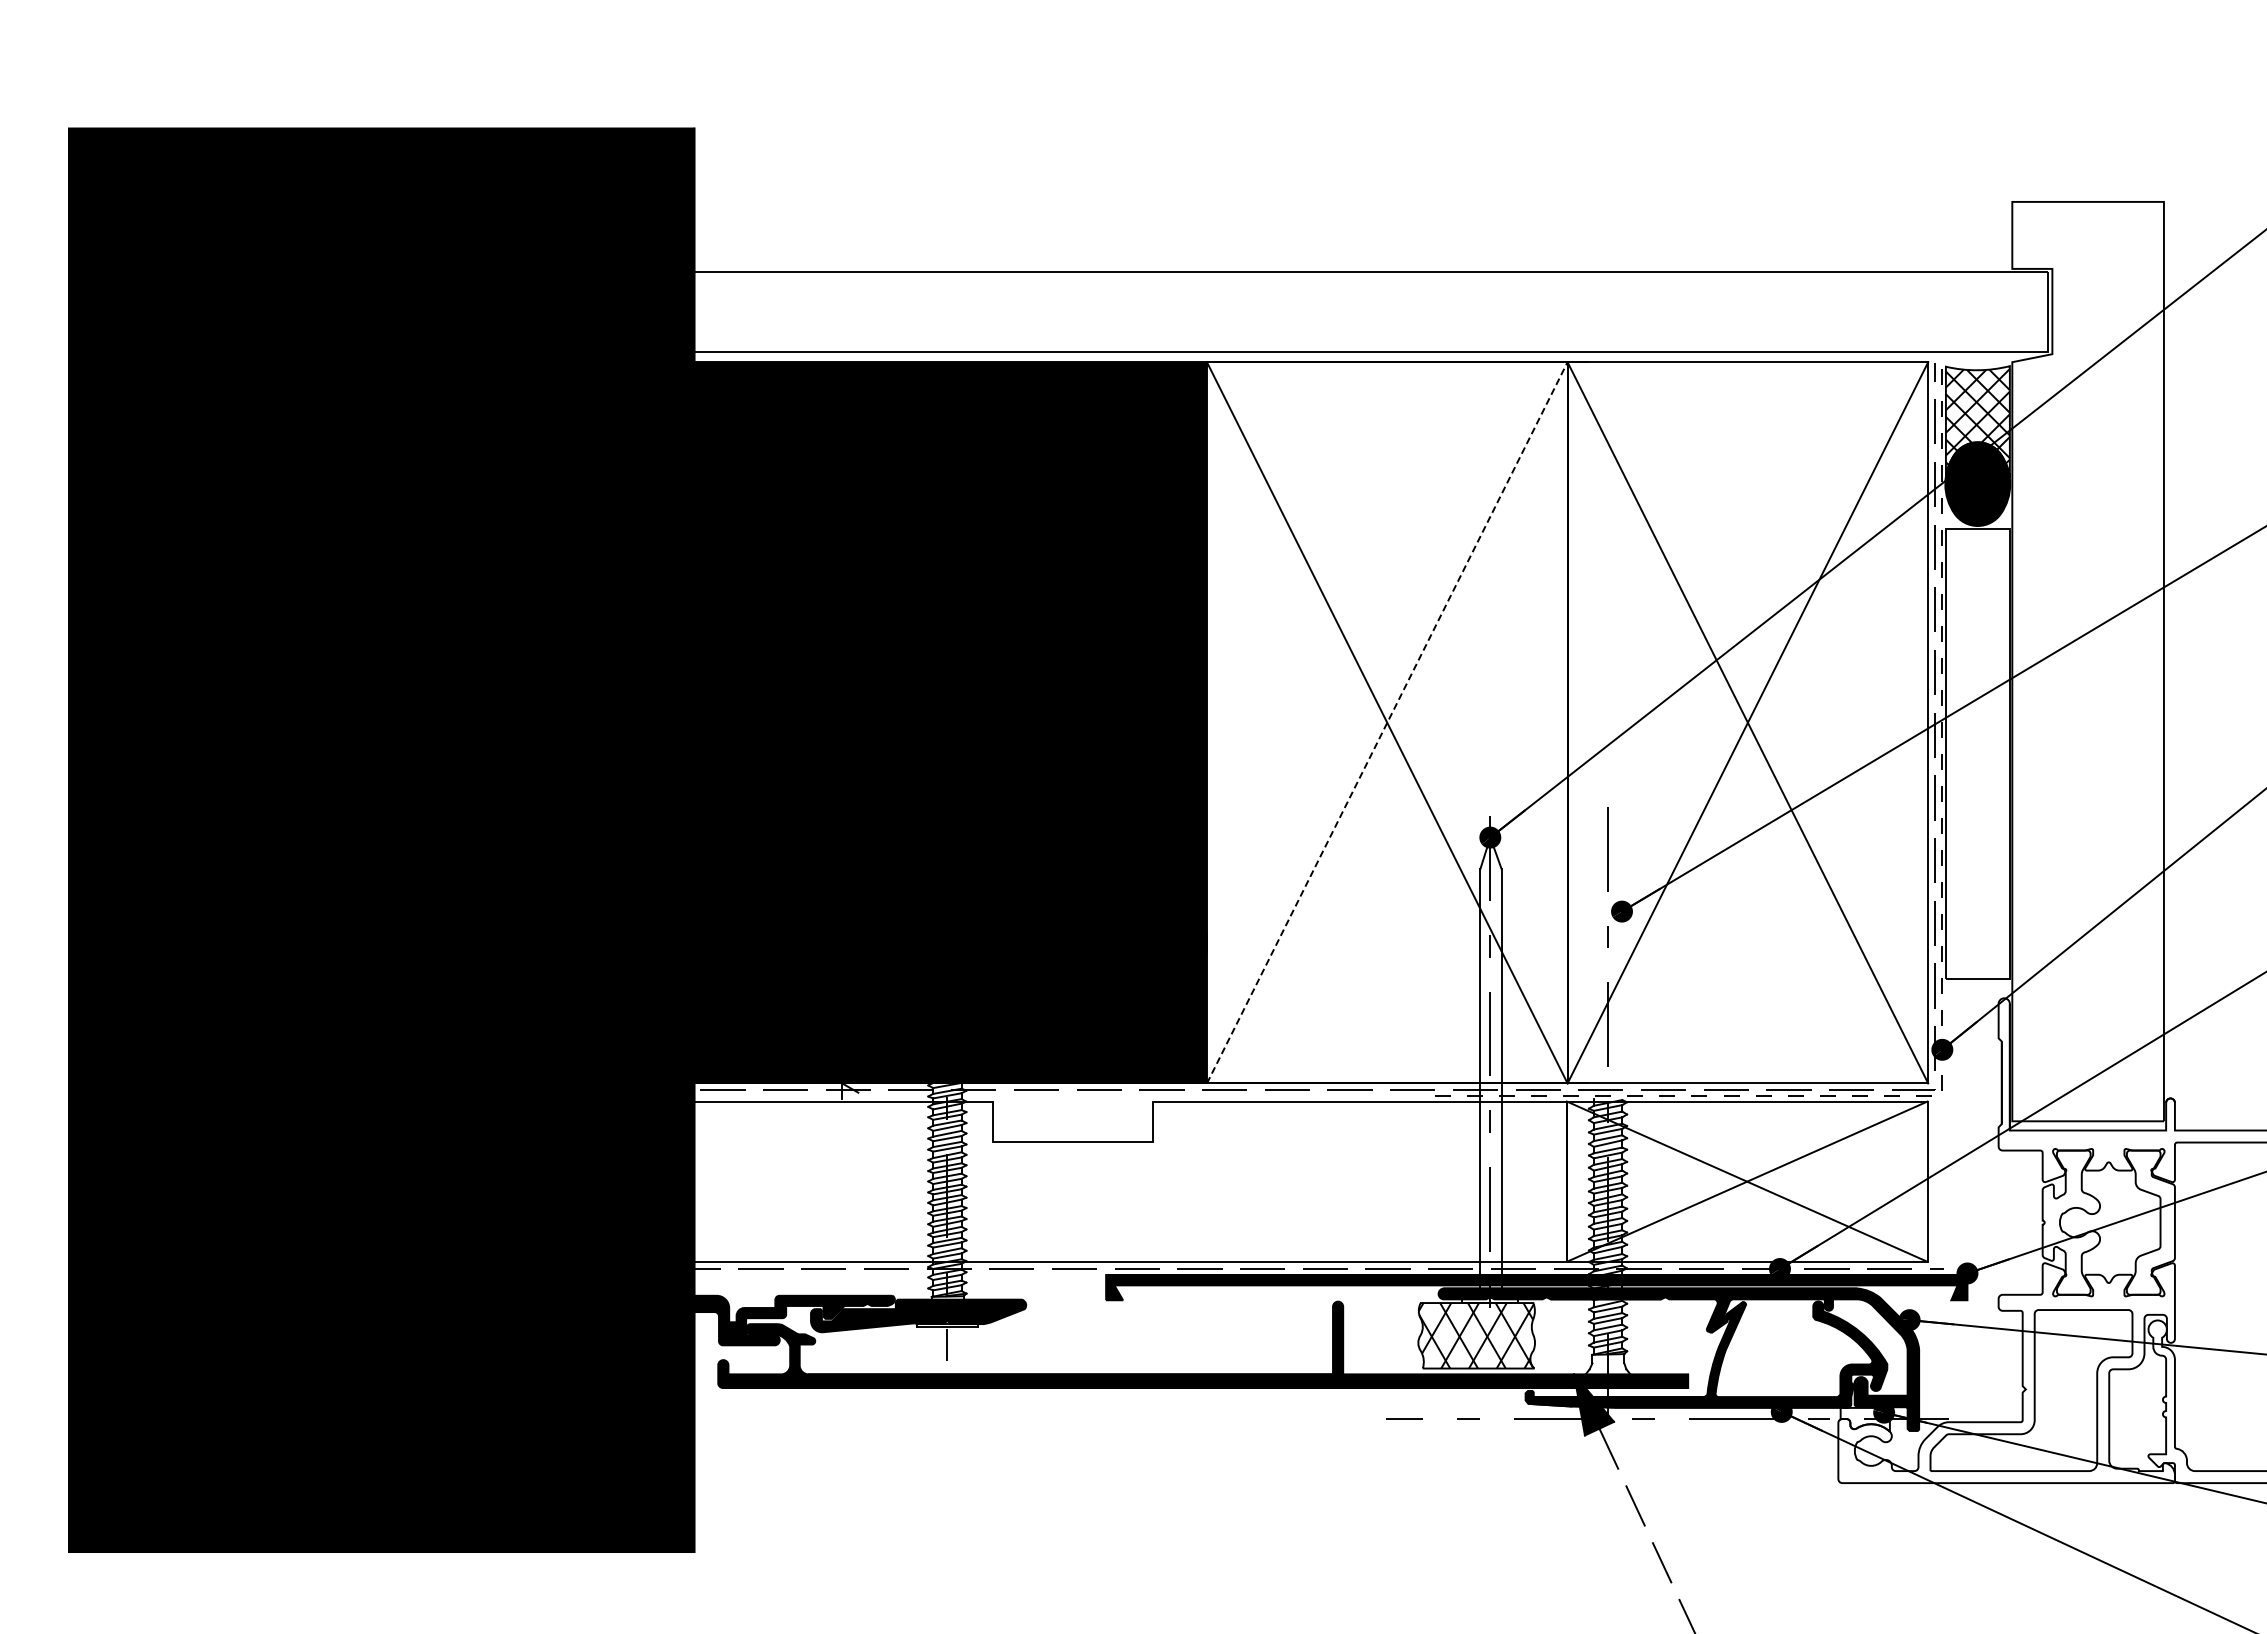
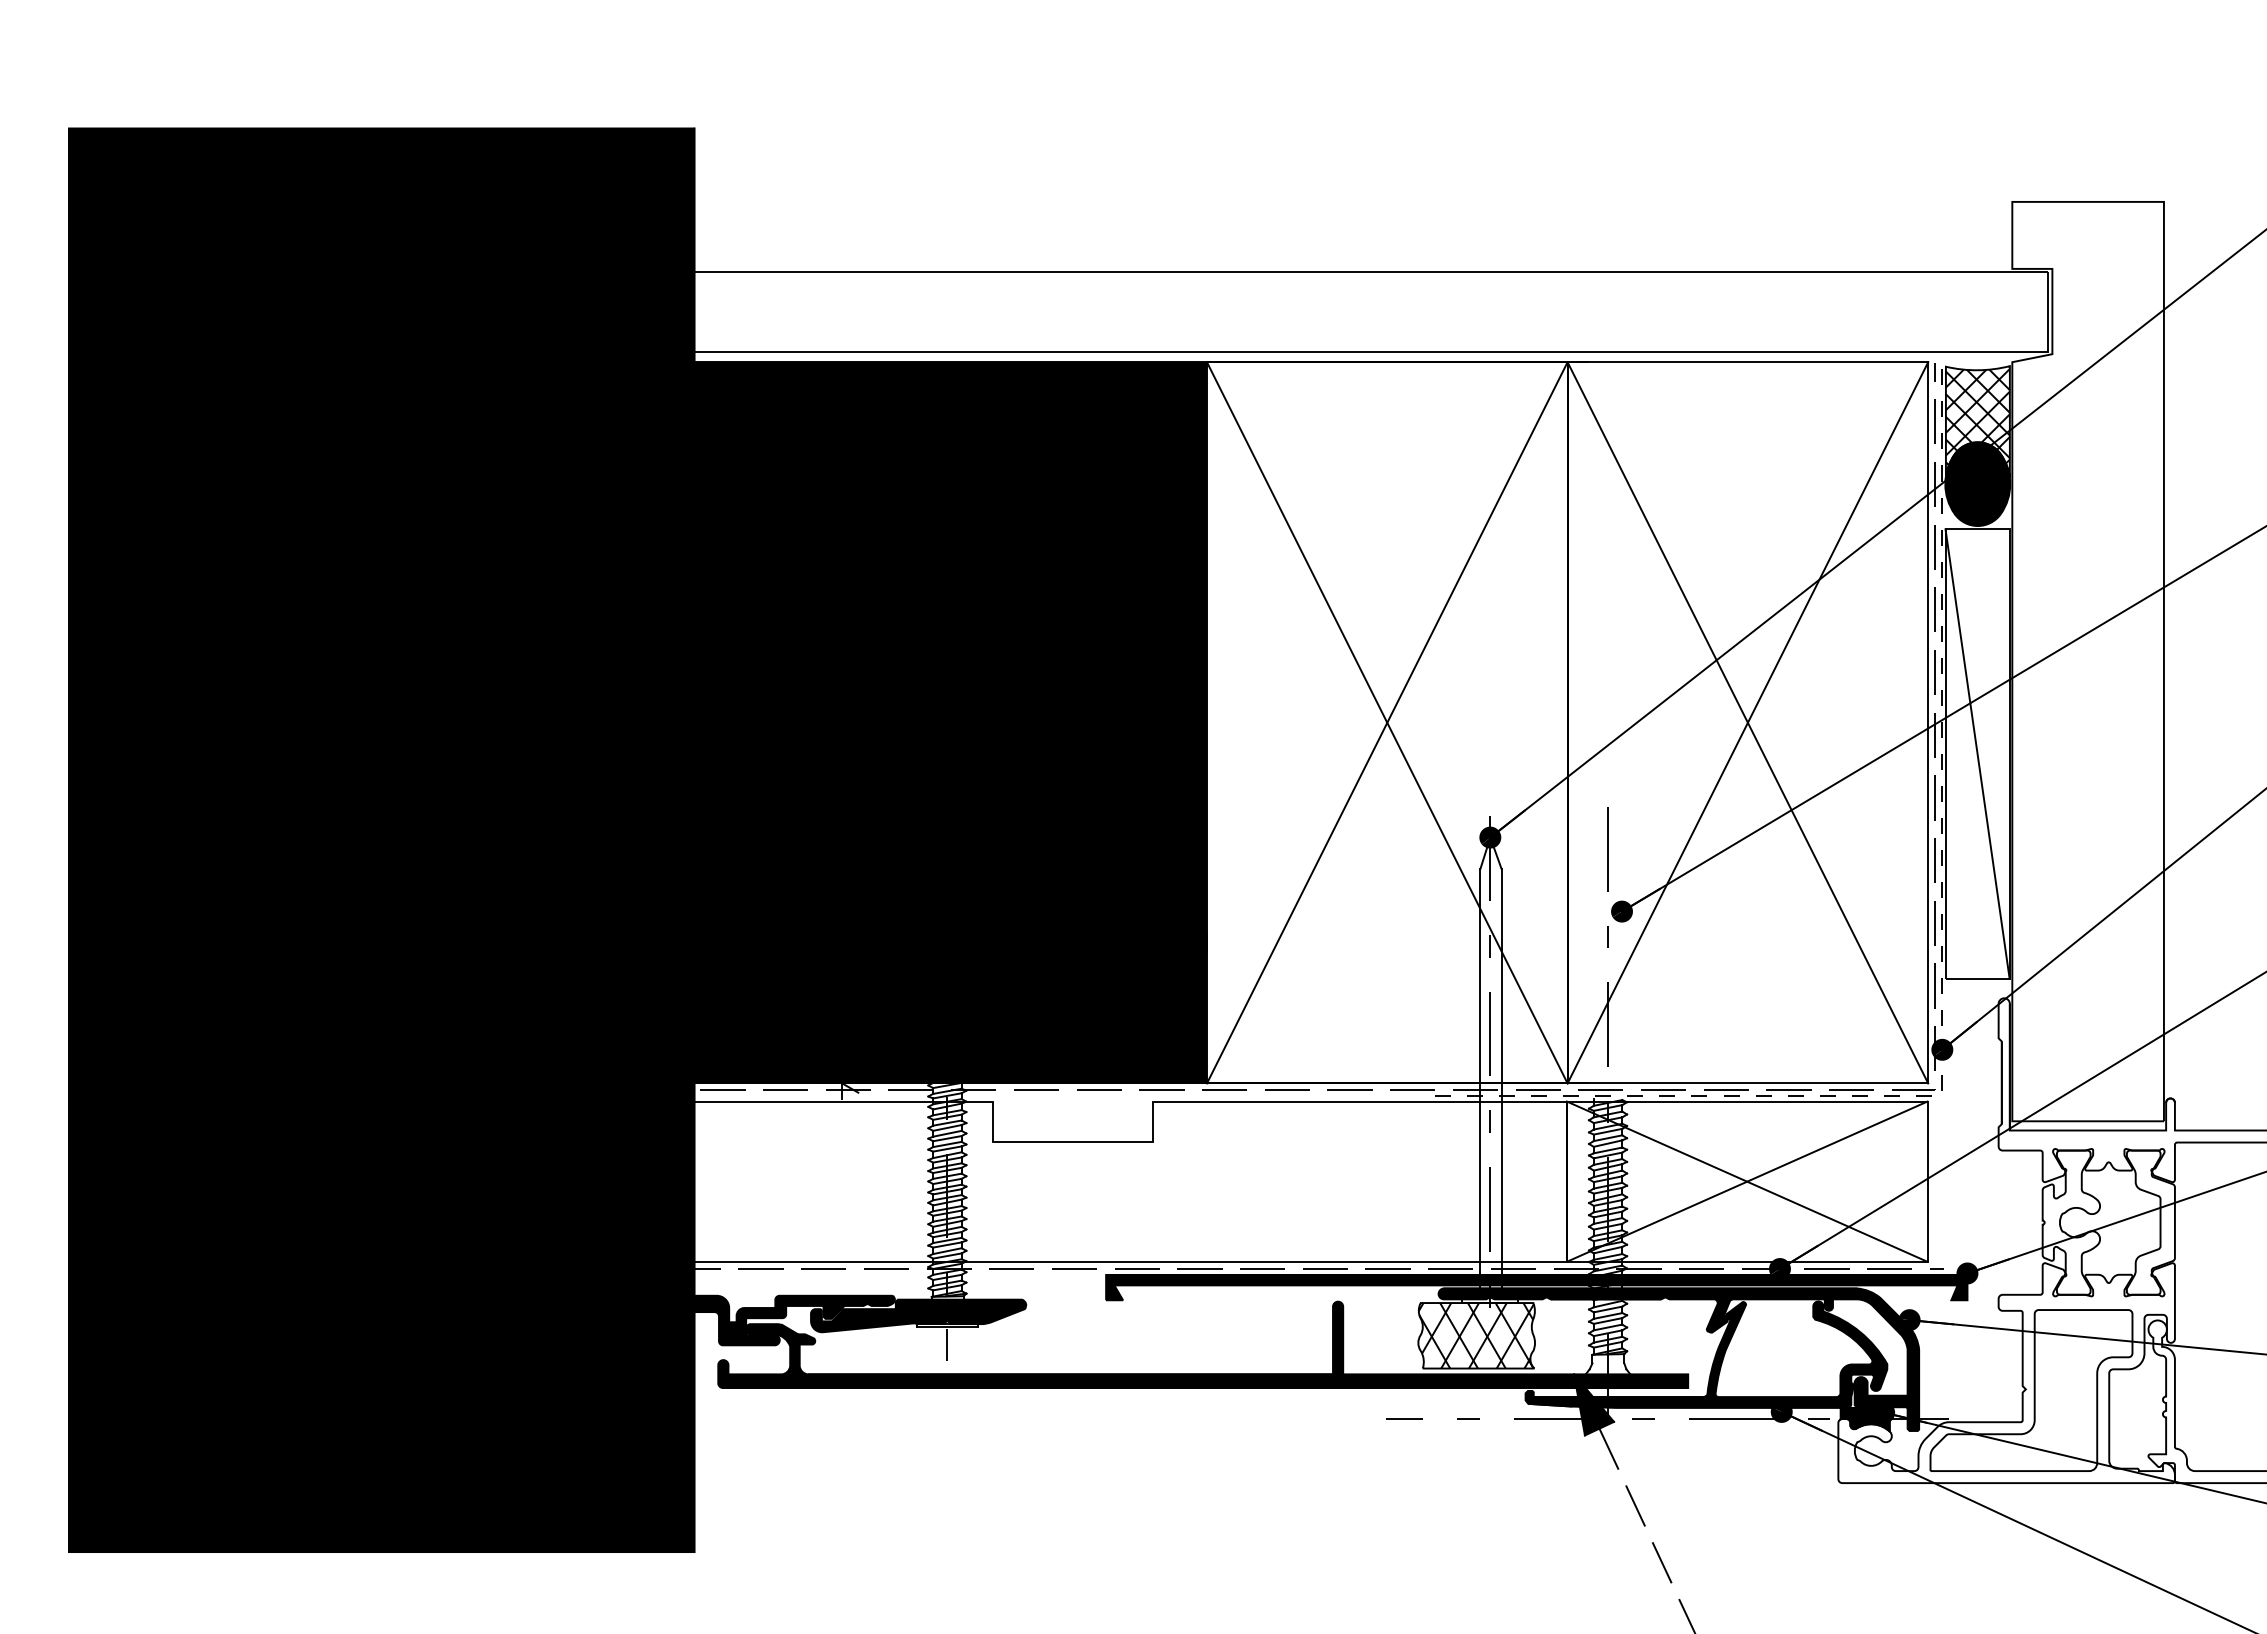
line: dashed -> solid (1387, 722)
line: none -> present (1977, 753)
fill: none -> present (1864, 1419)
